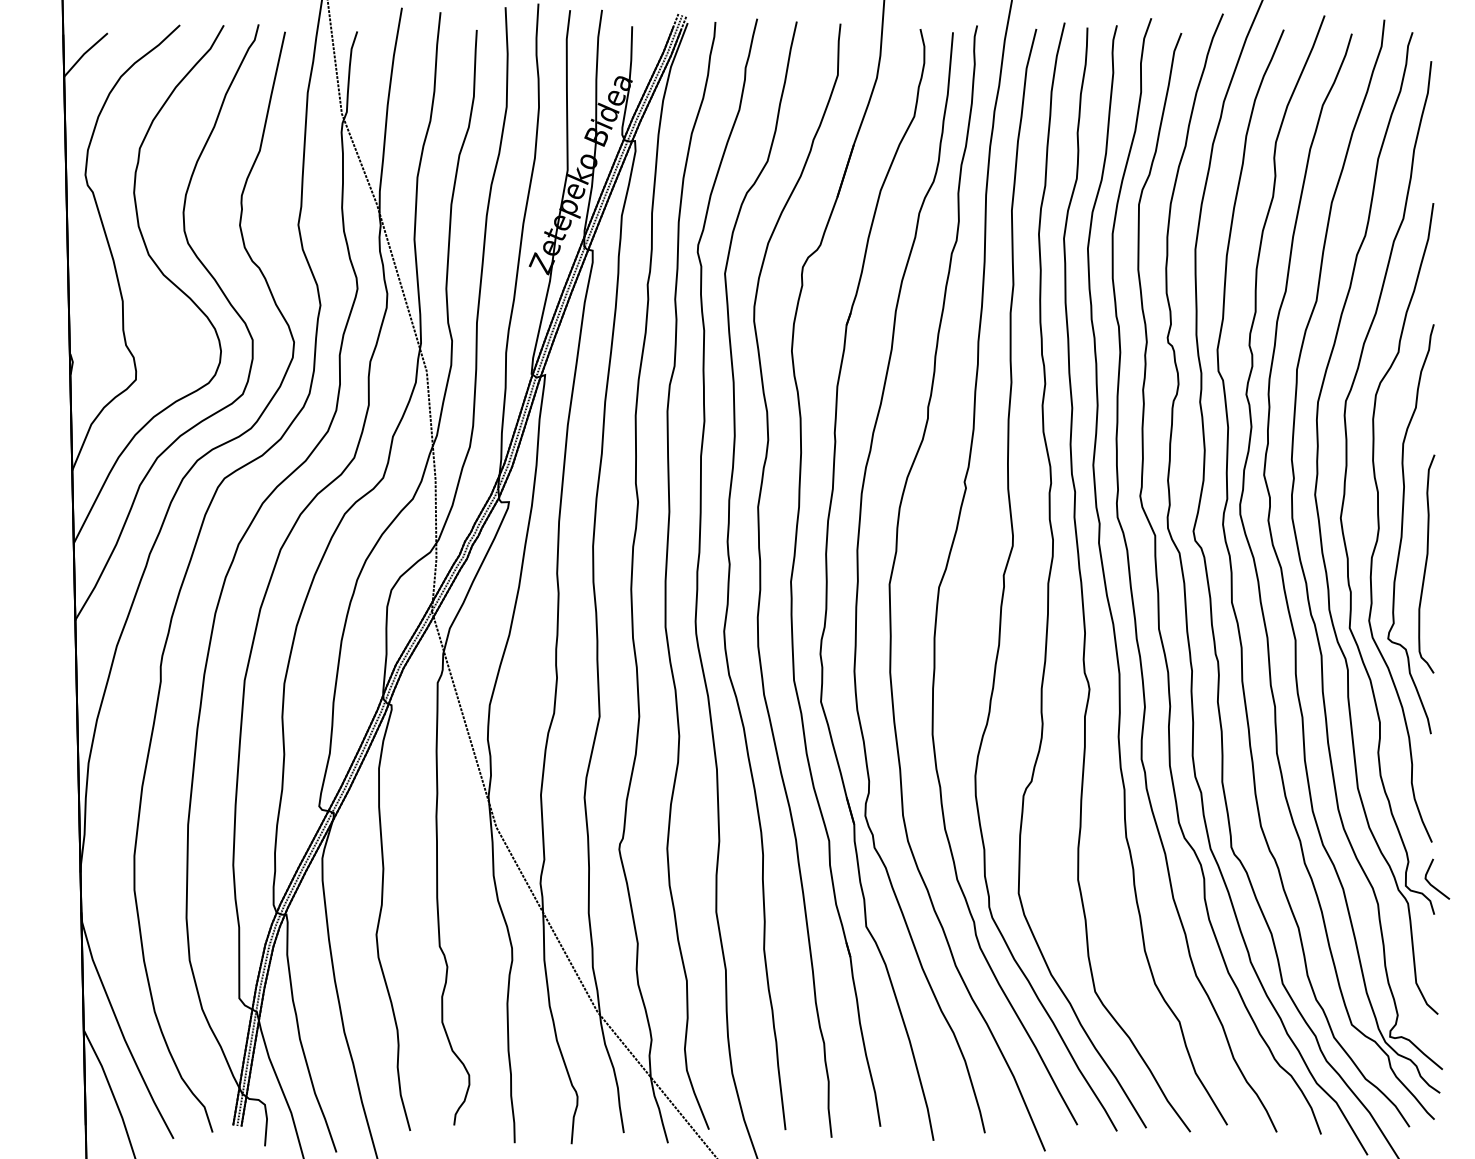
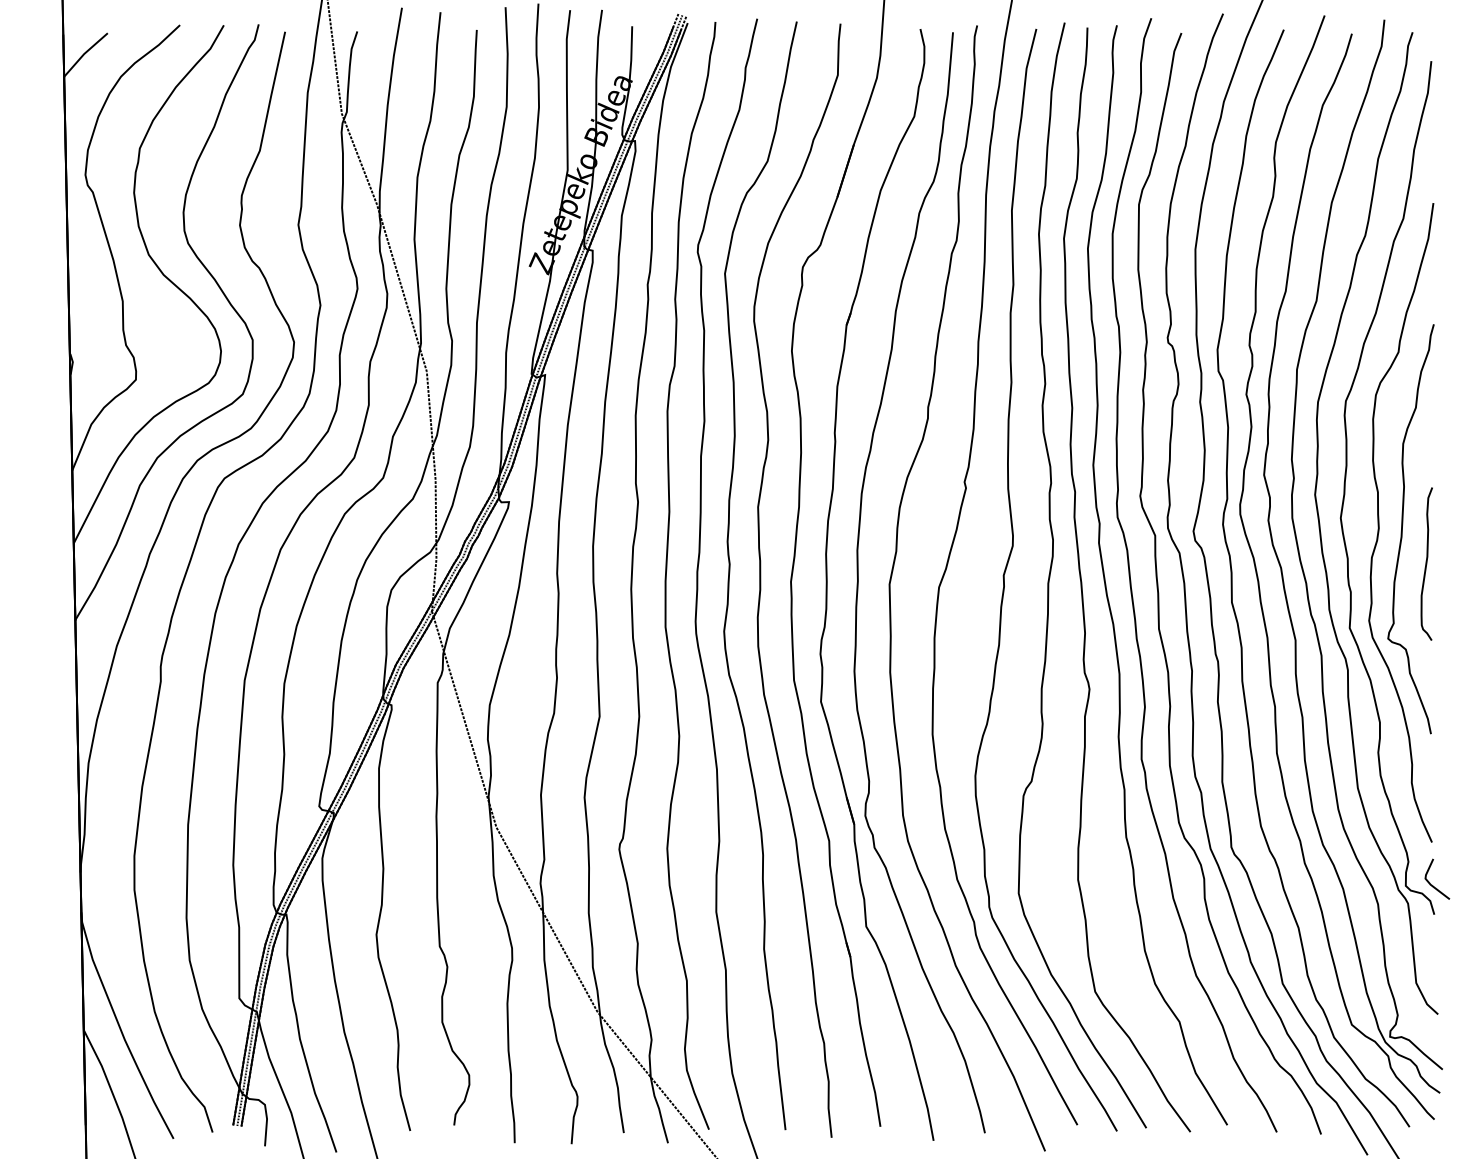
part size: 18x220 px -> 13x154 px (1426, 563)
